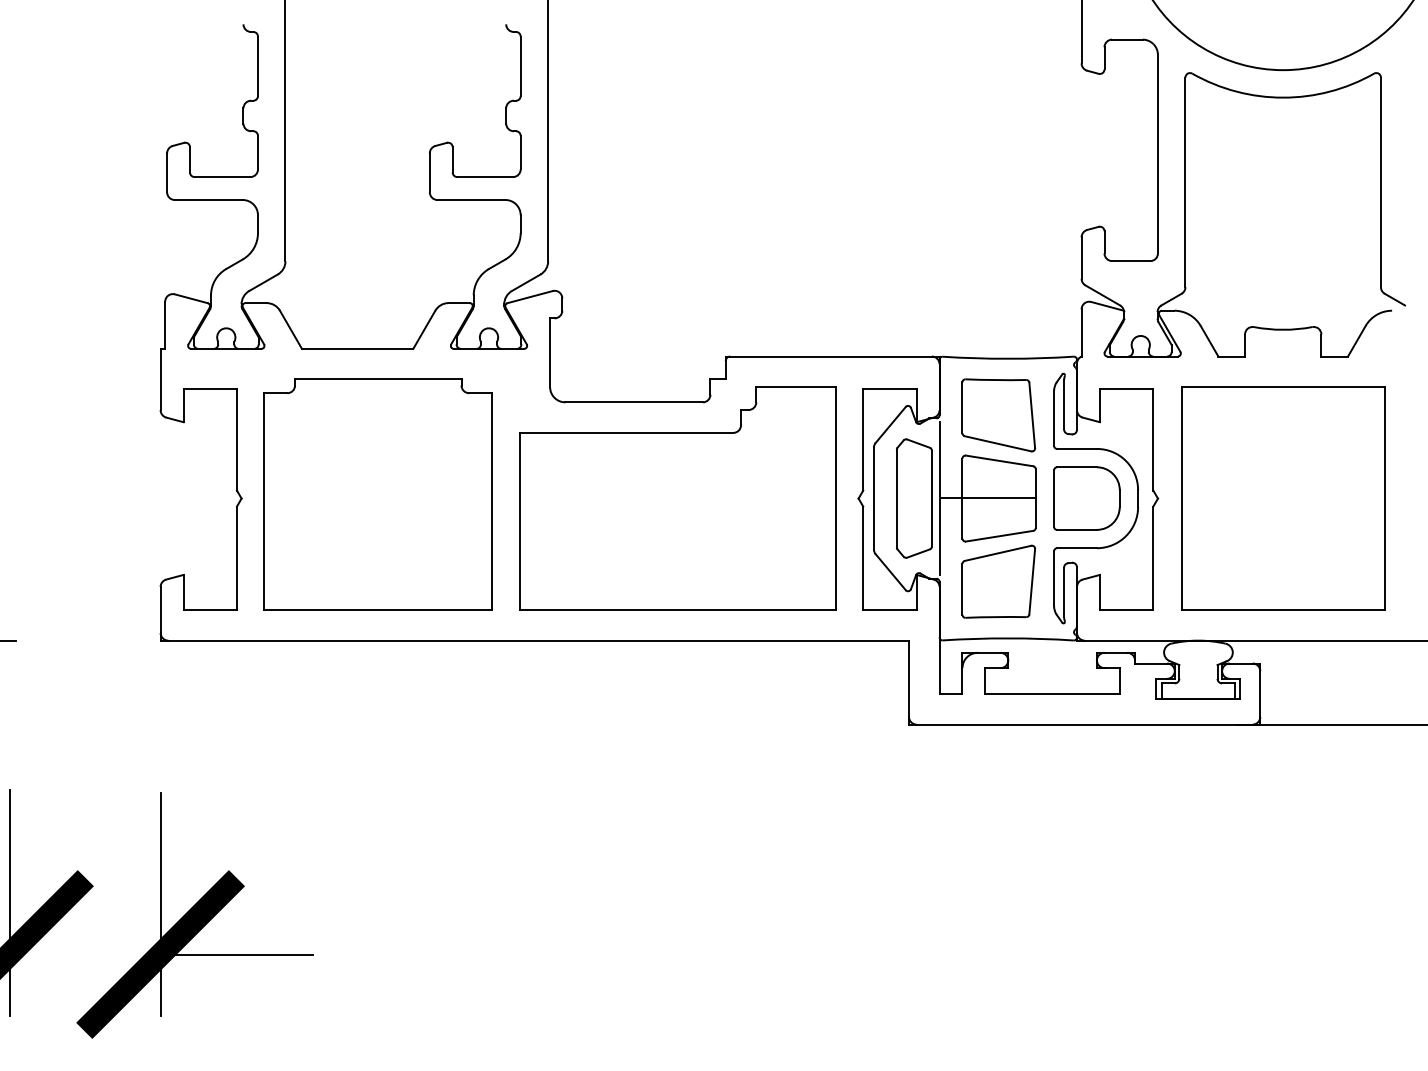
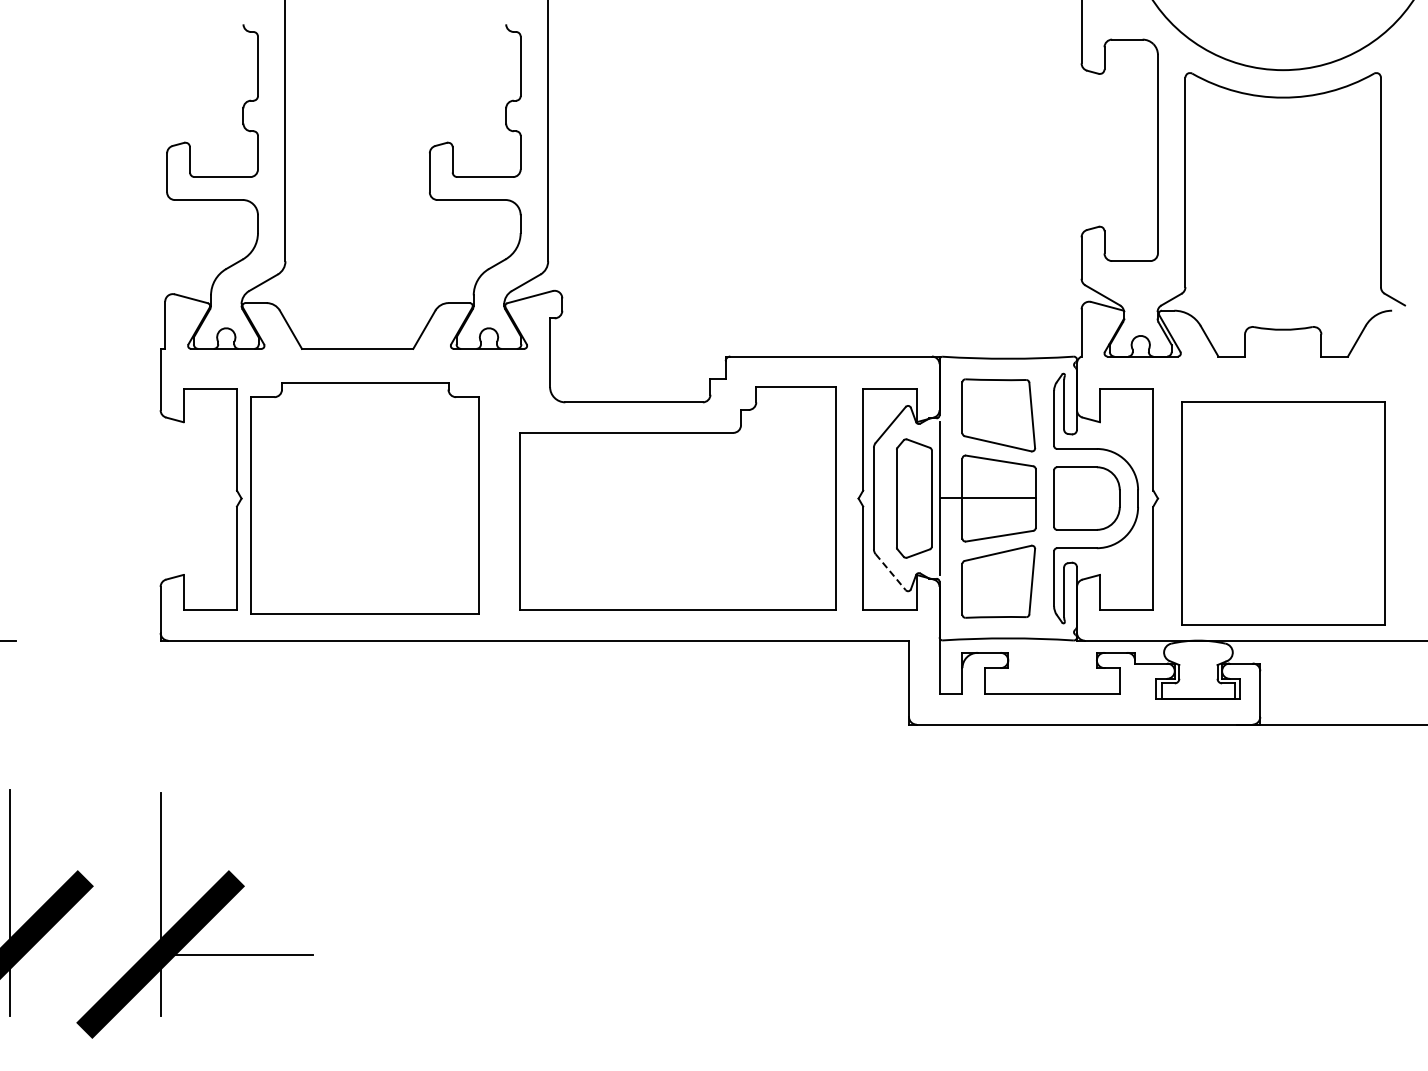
part position: (377, 494) -> (364, 498) (364, 498)
part position: (1283, 498) -> (1283, 513) (1283, 513)
line: solid -> dashed (891, 572)
